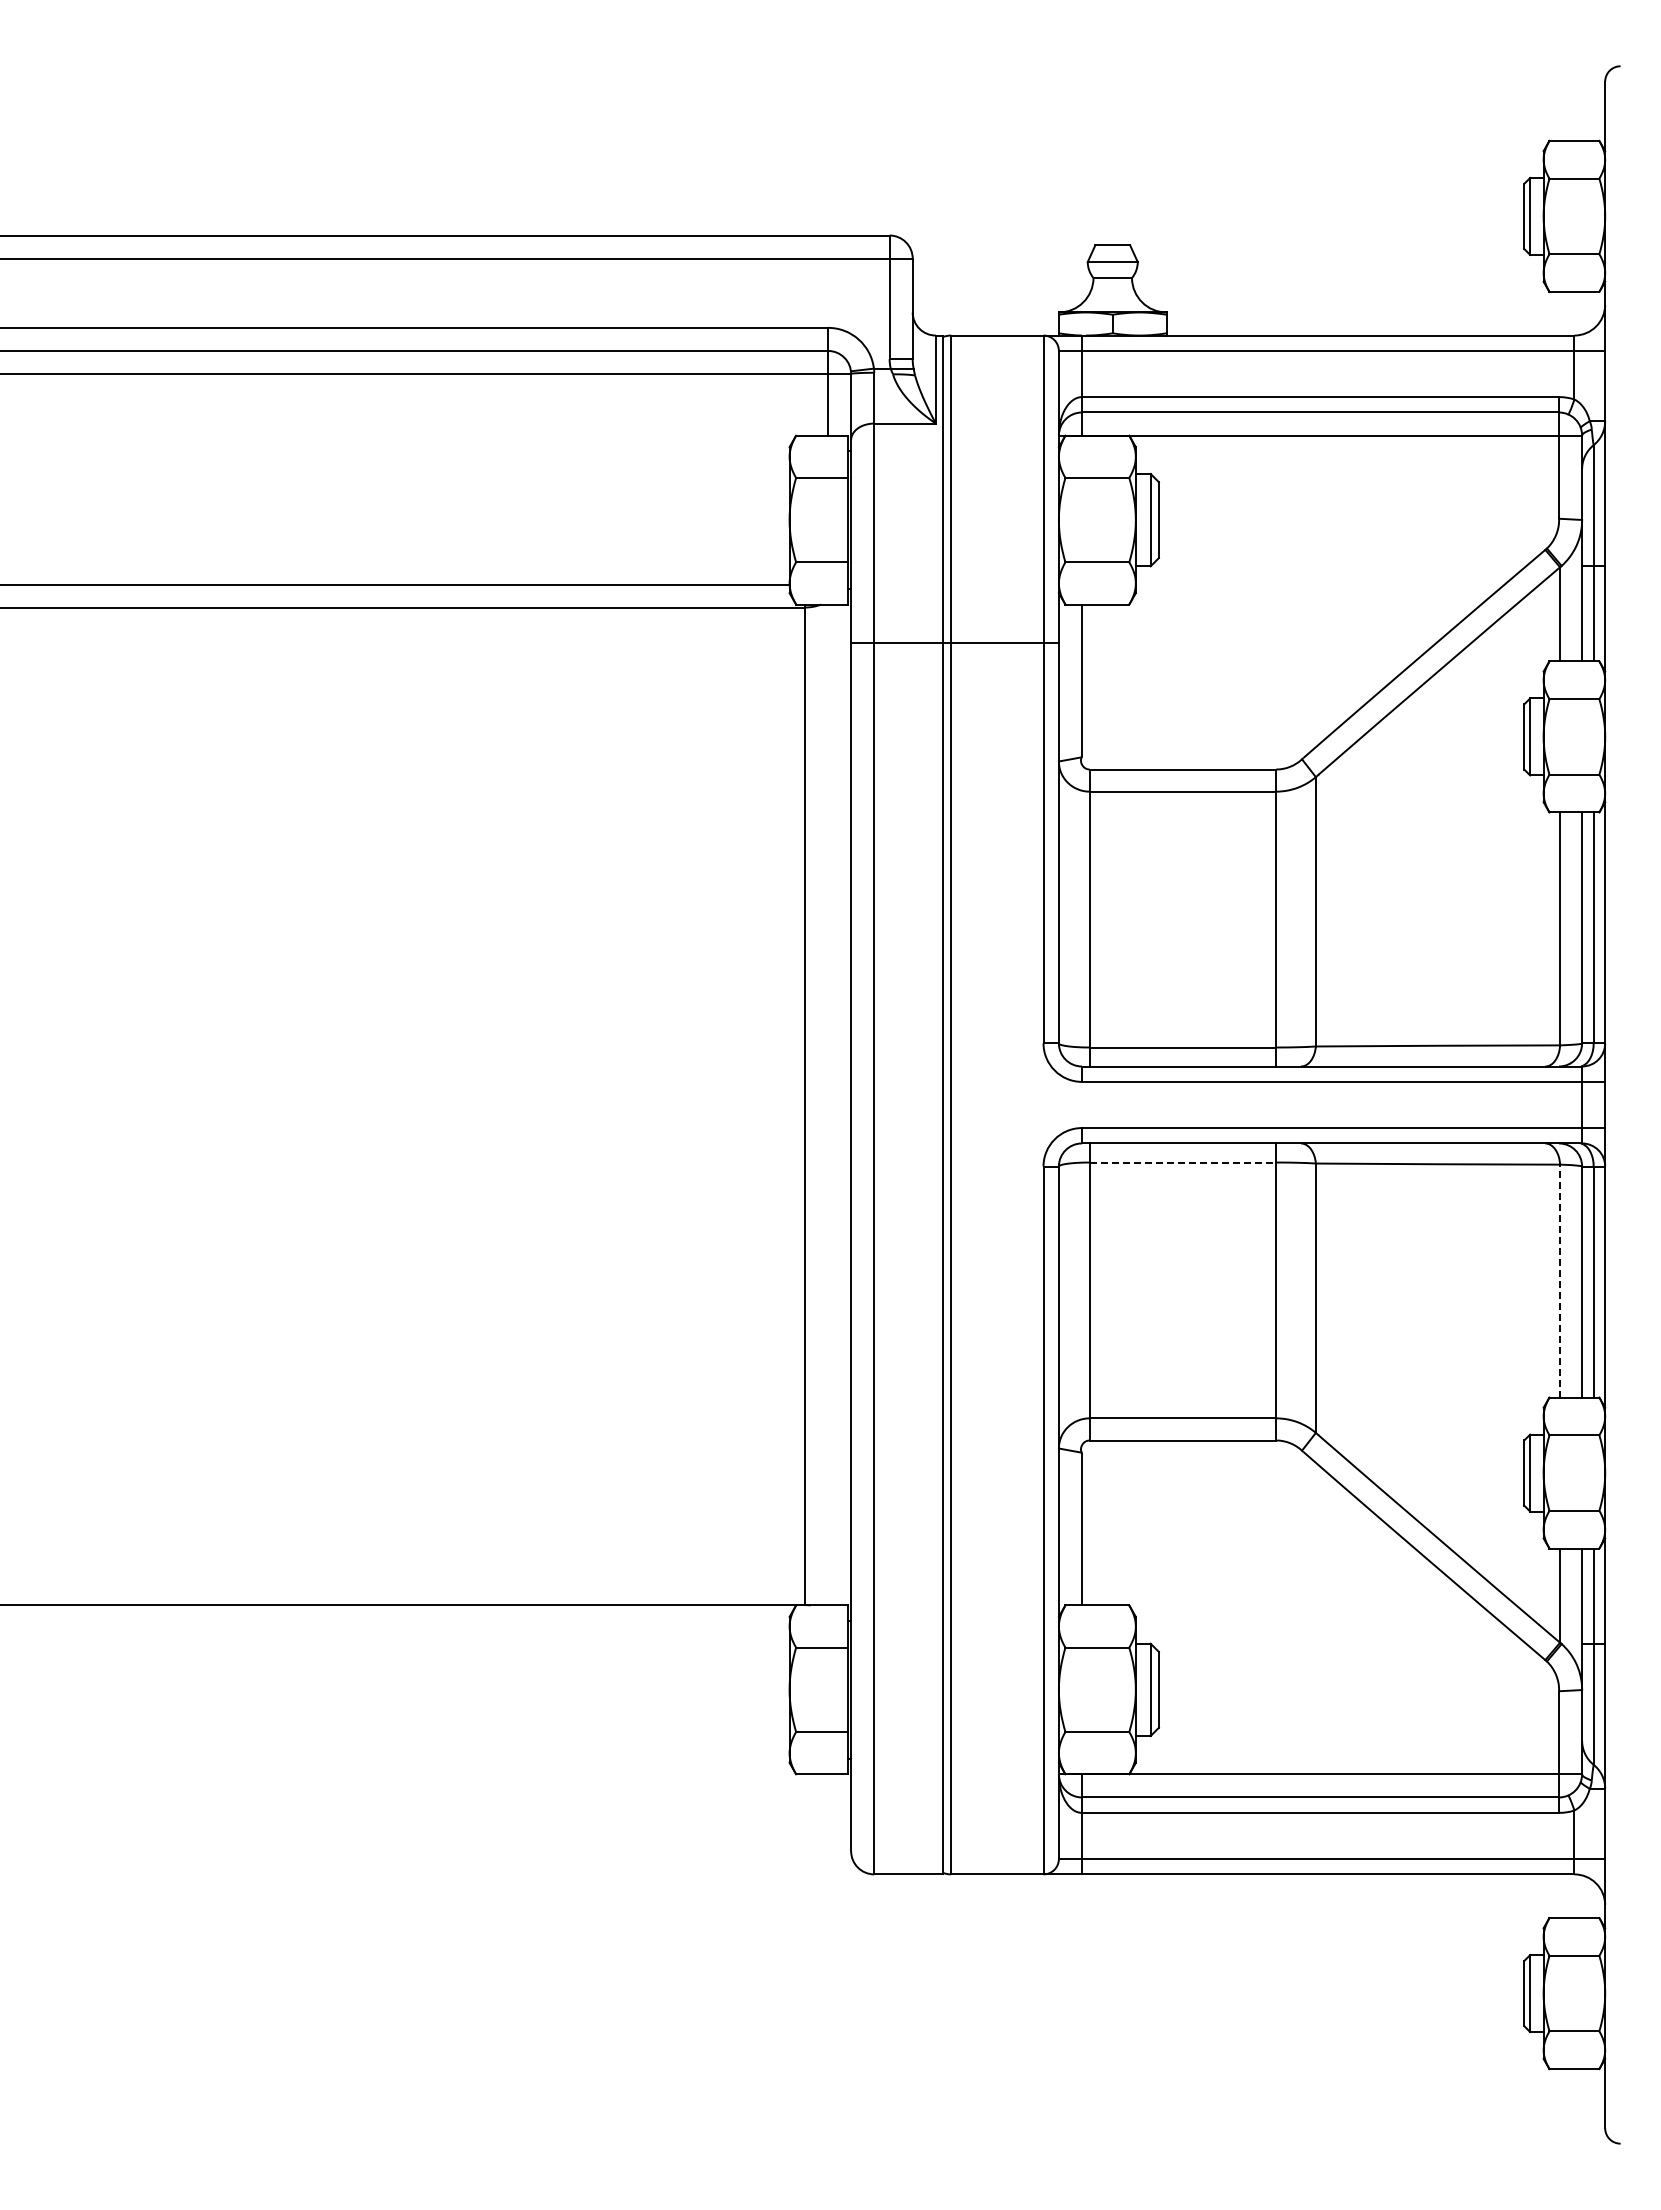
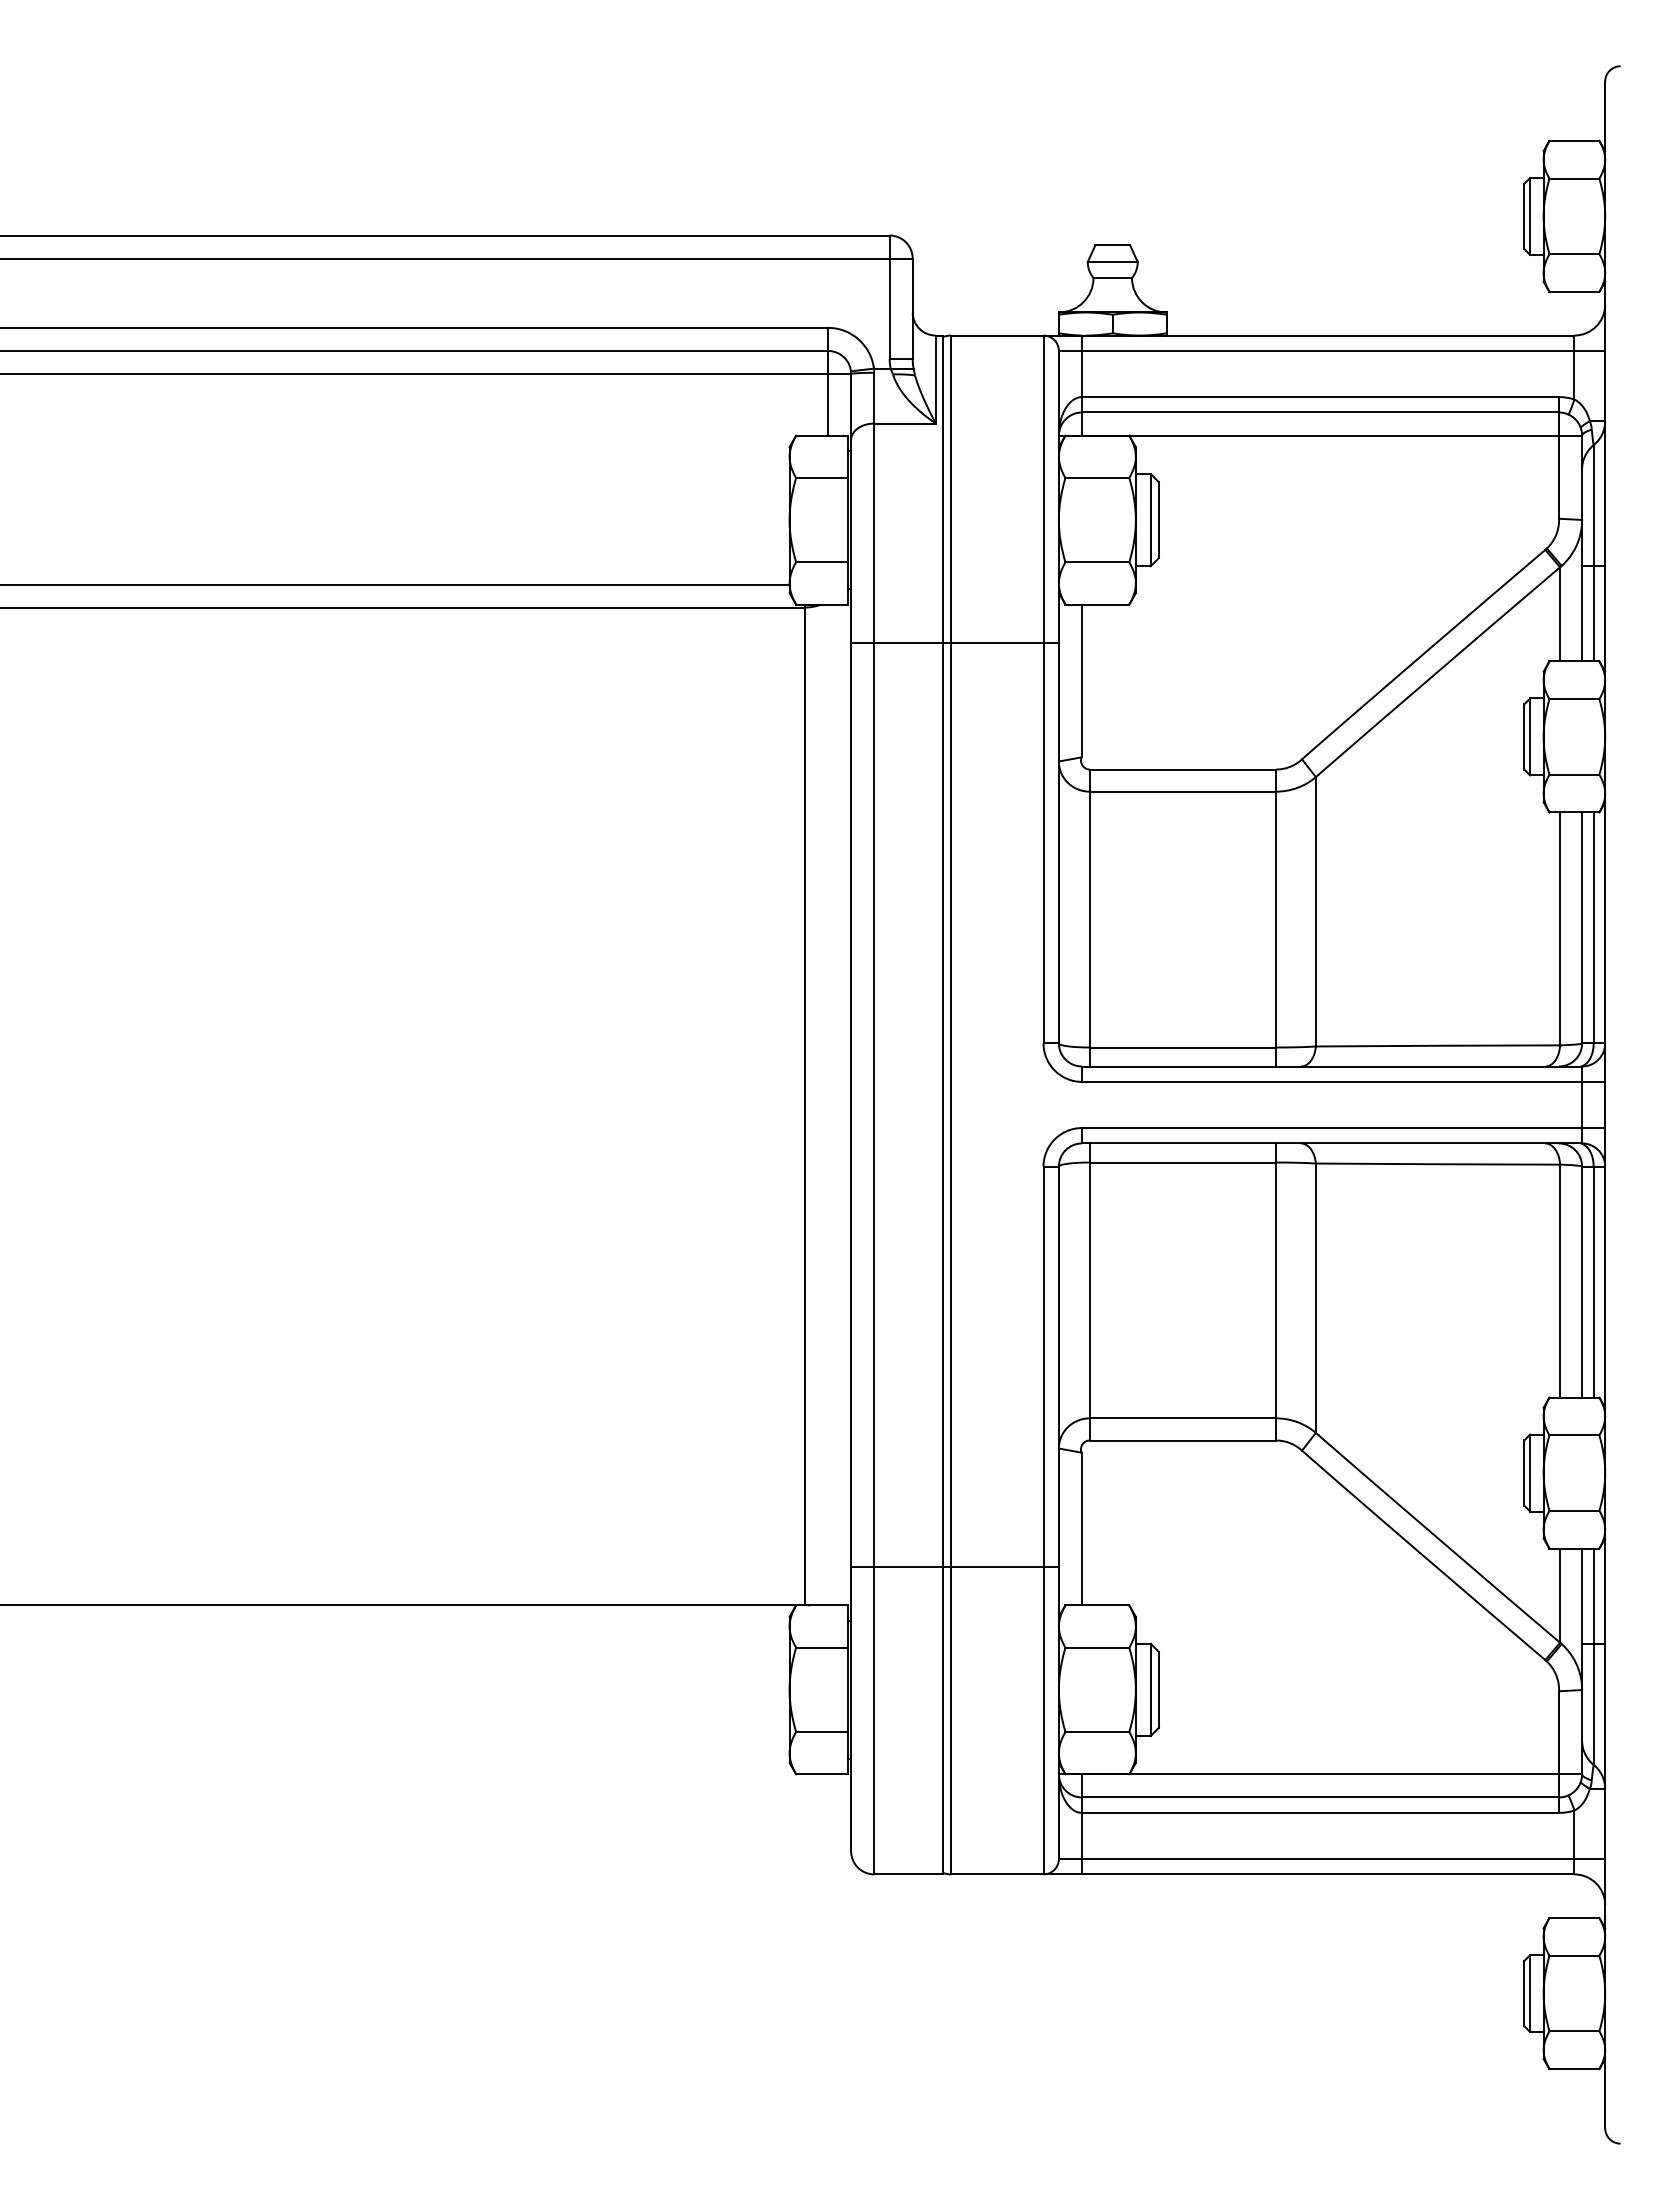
line: dashed -> solid (1183, 1162)
line: dashed -> solid (1560, 1280)
line: none -> present (954, 1566)
